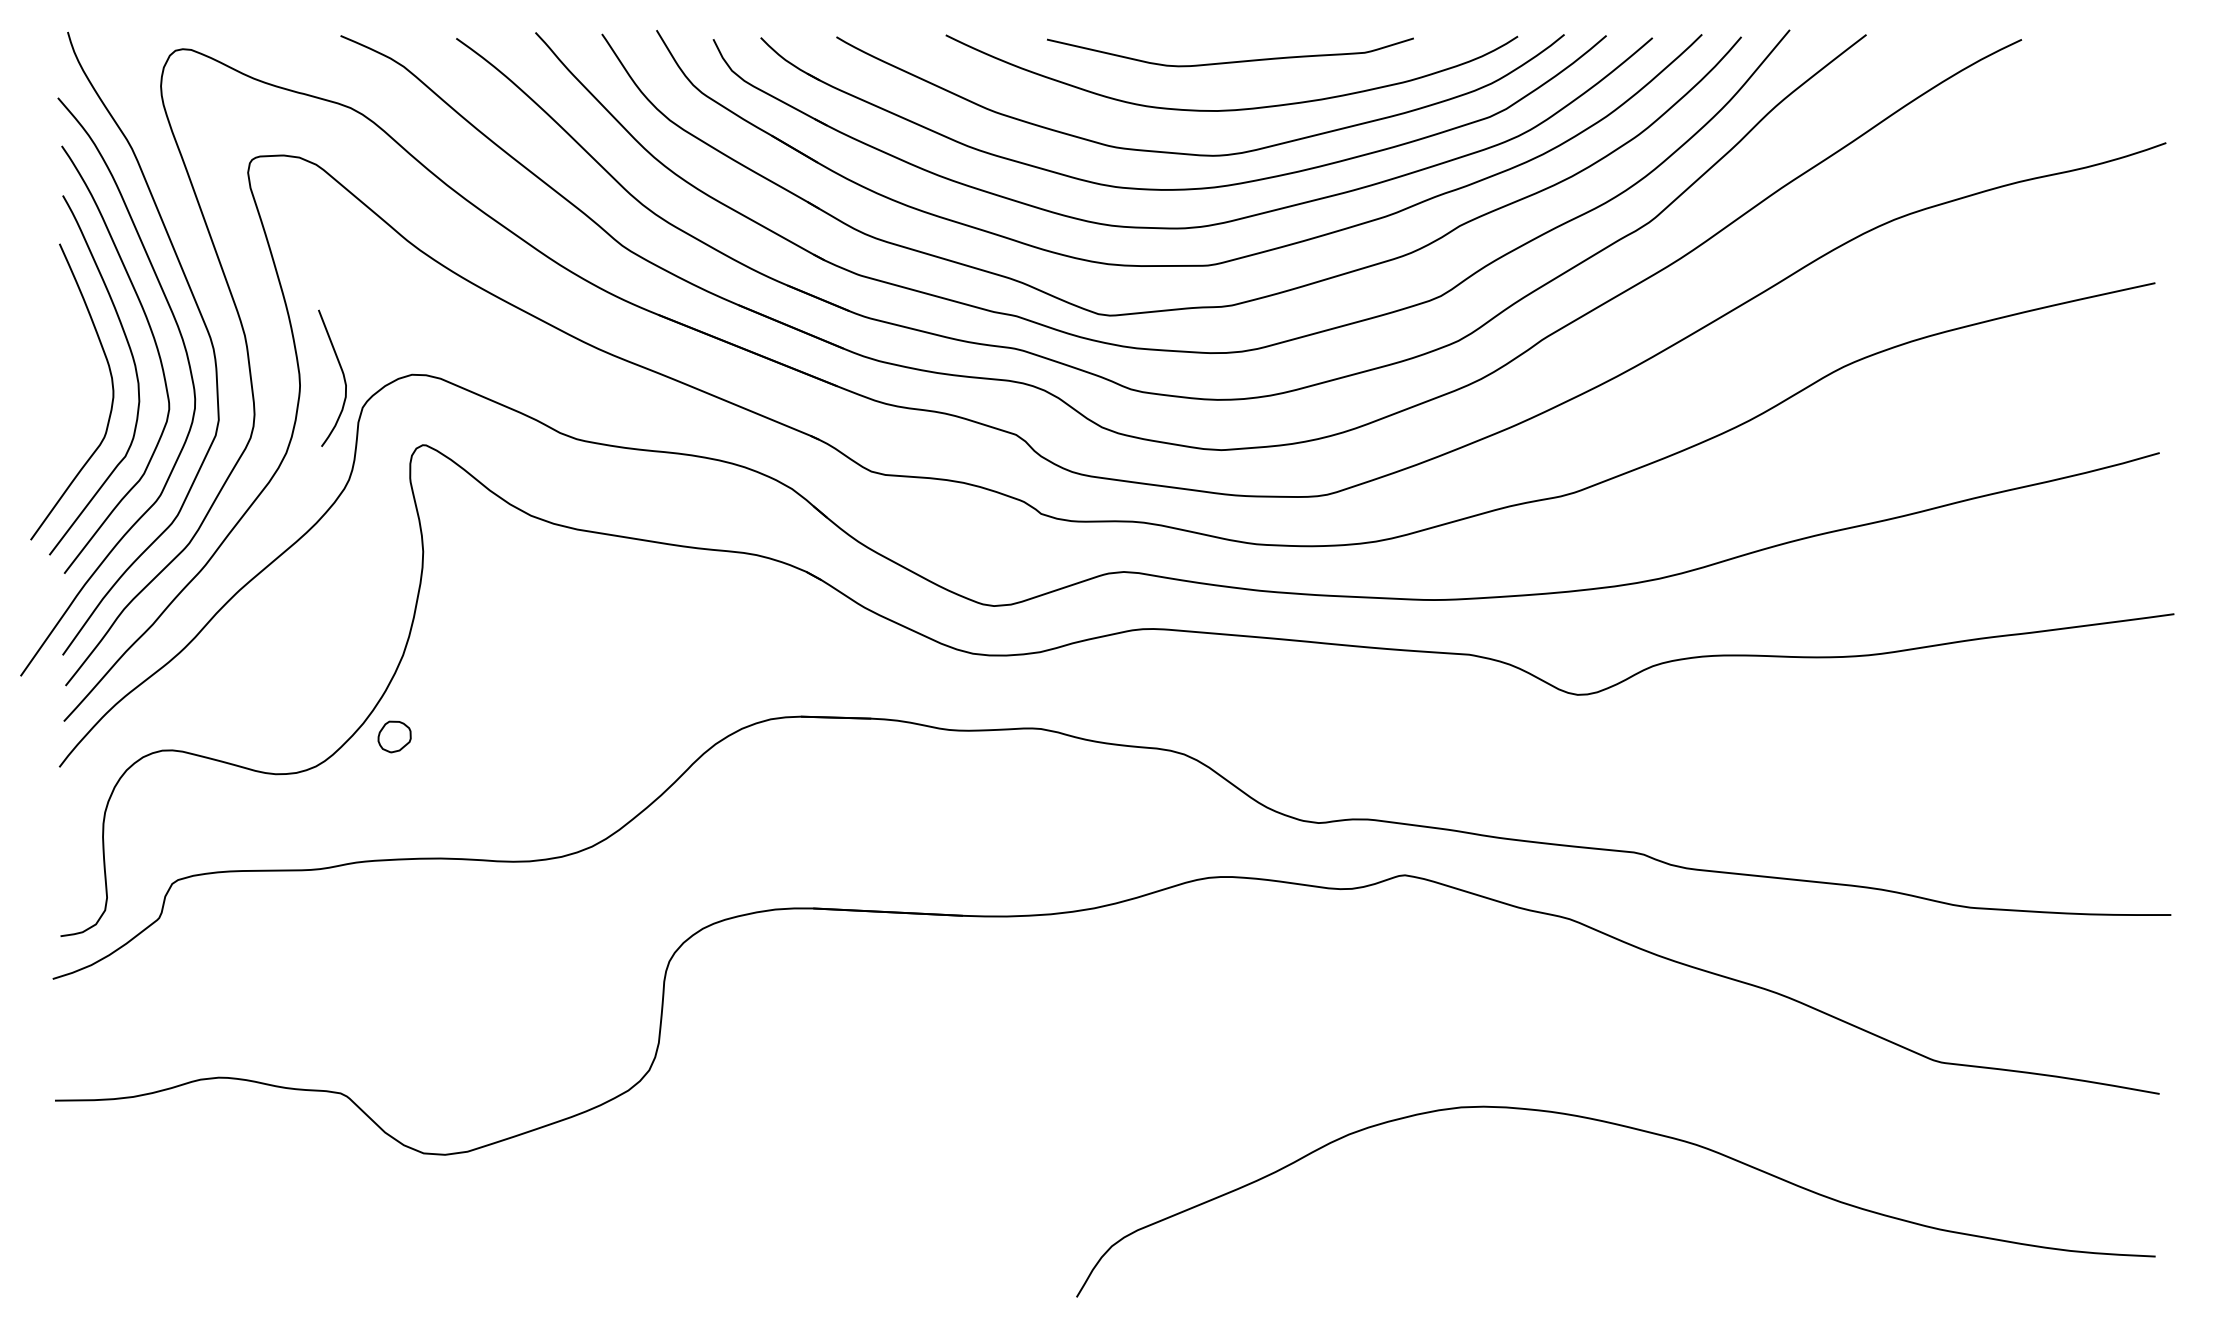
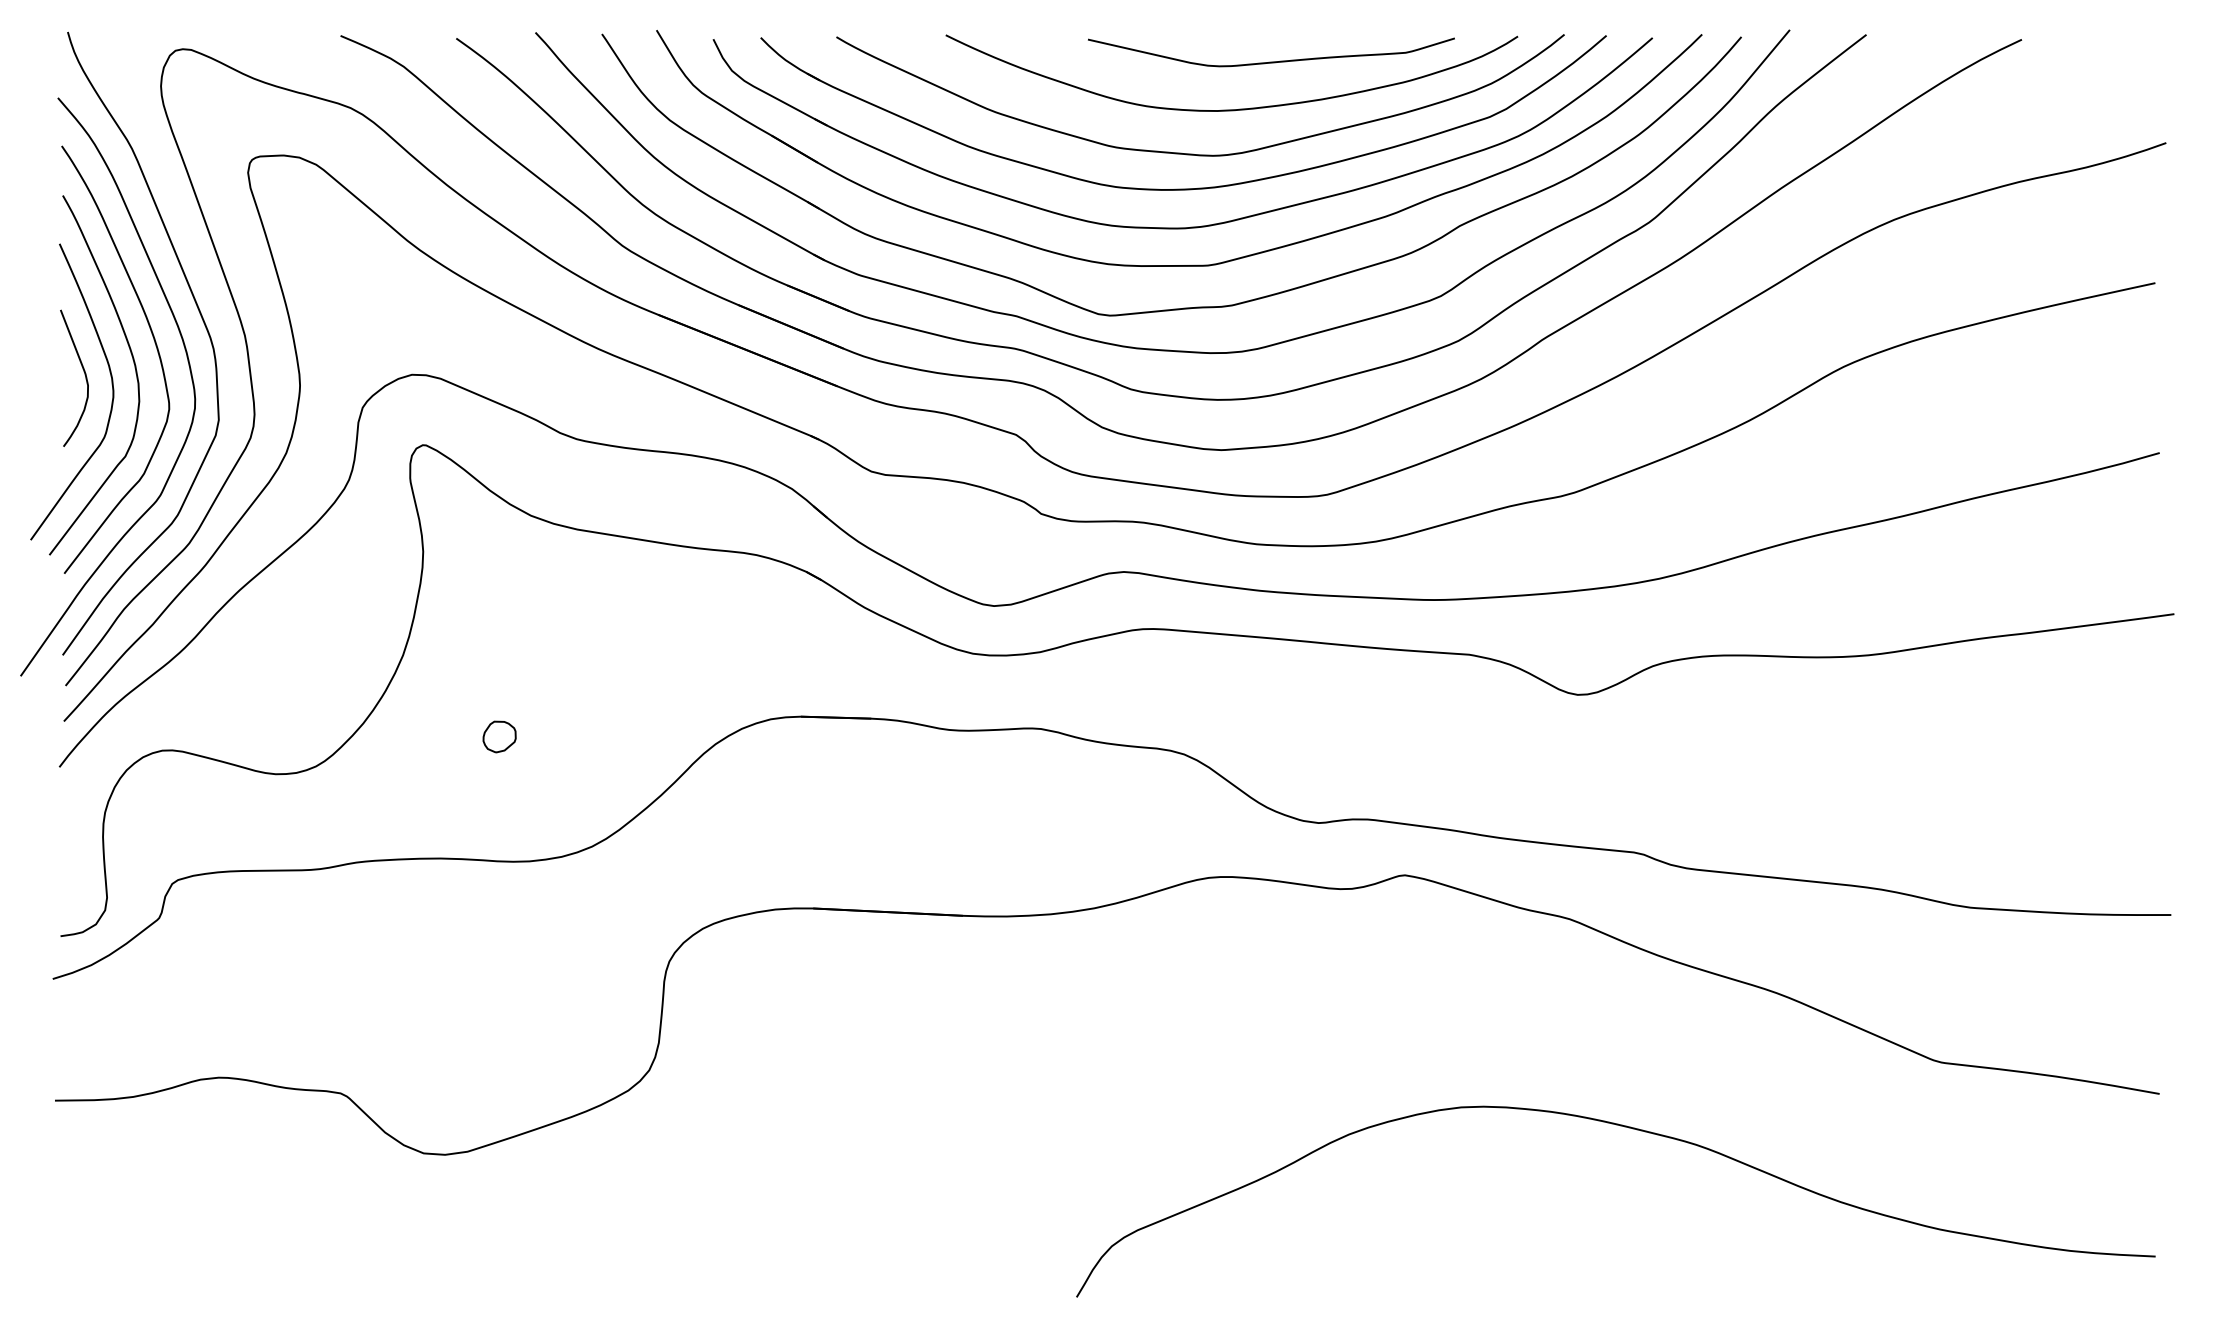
curve position: (1230, 61) -> (1271, 61) (1271, 61)
curve position: (342, 375) -> (84, 375) (84, 375)
part position: (394, 736) -> (499, 736) (499, 736)
